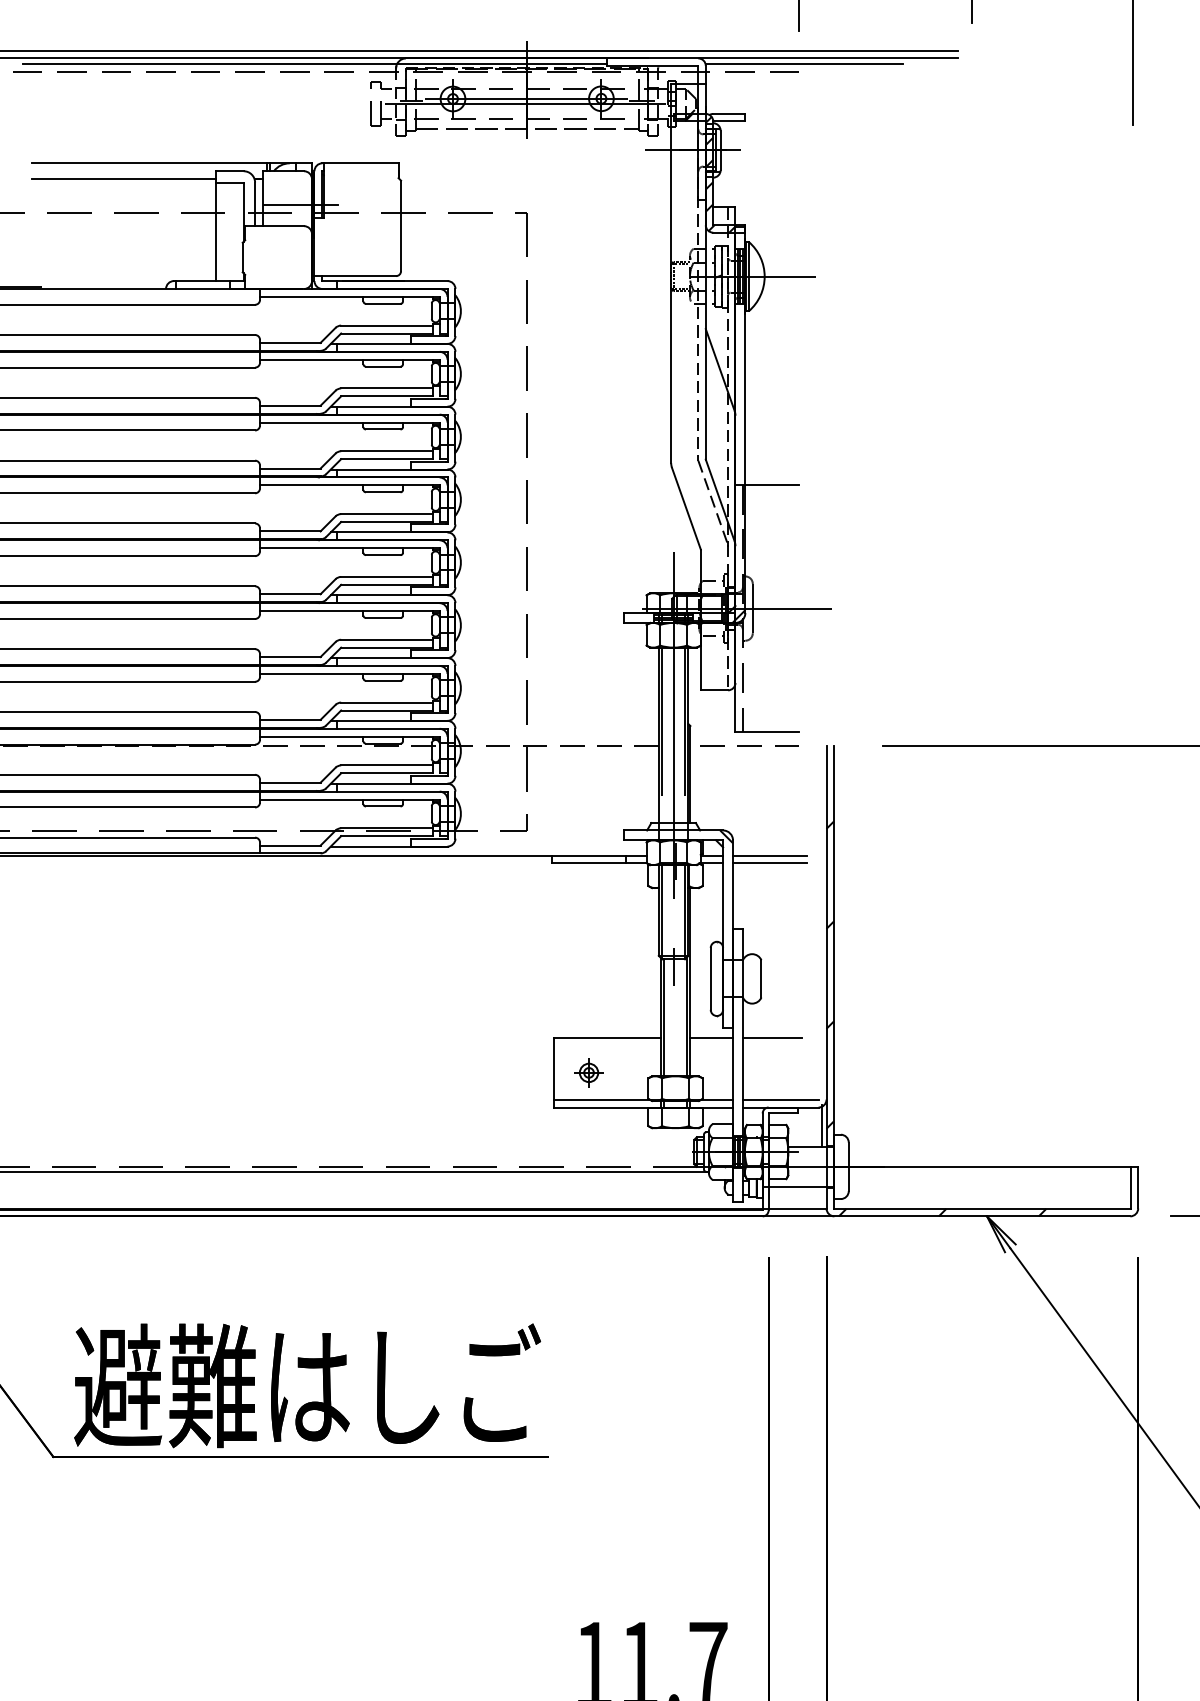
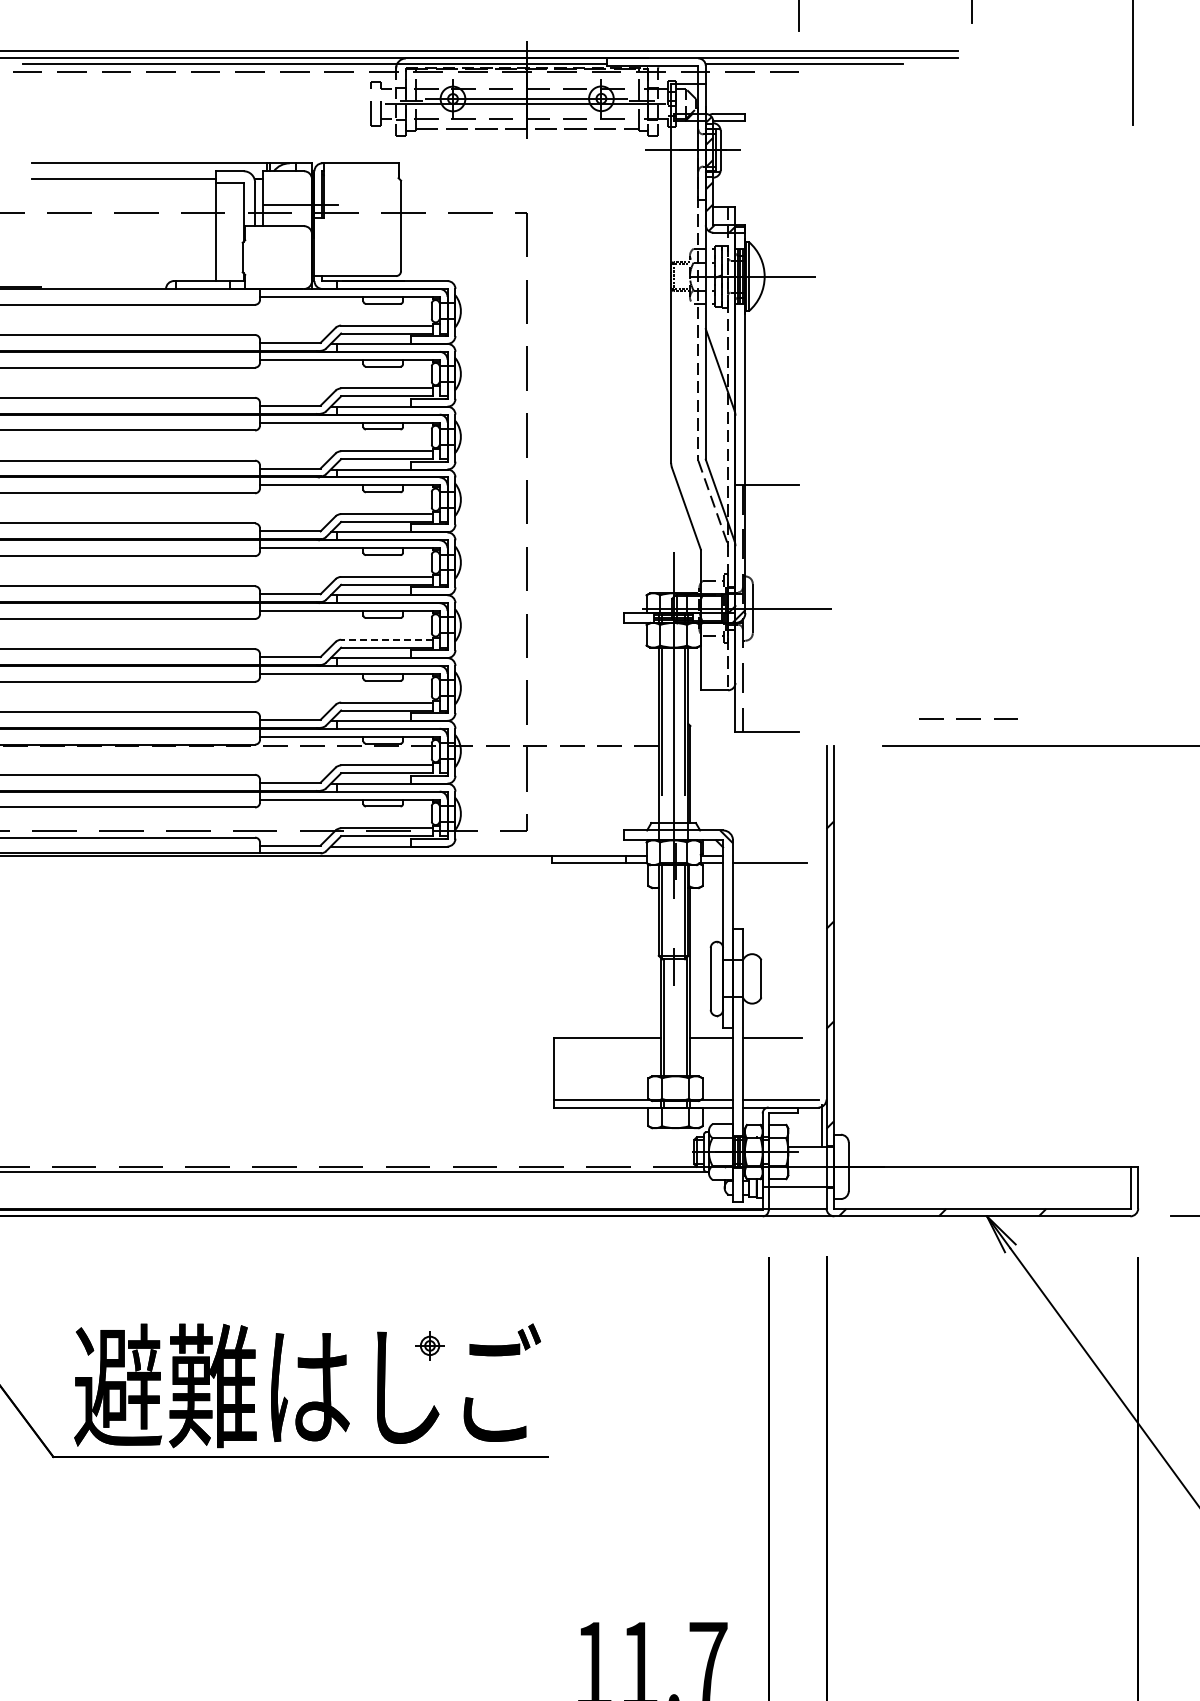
line: solid -> dashed (386, 639)
line position: (749, 745) -> (968, 718) (968, 718)
line: present -> none (769, 855)
part position: (588, 1072) -> (429, 1345) (429, 1345)
